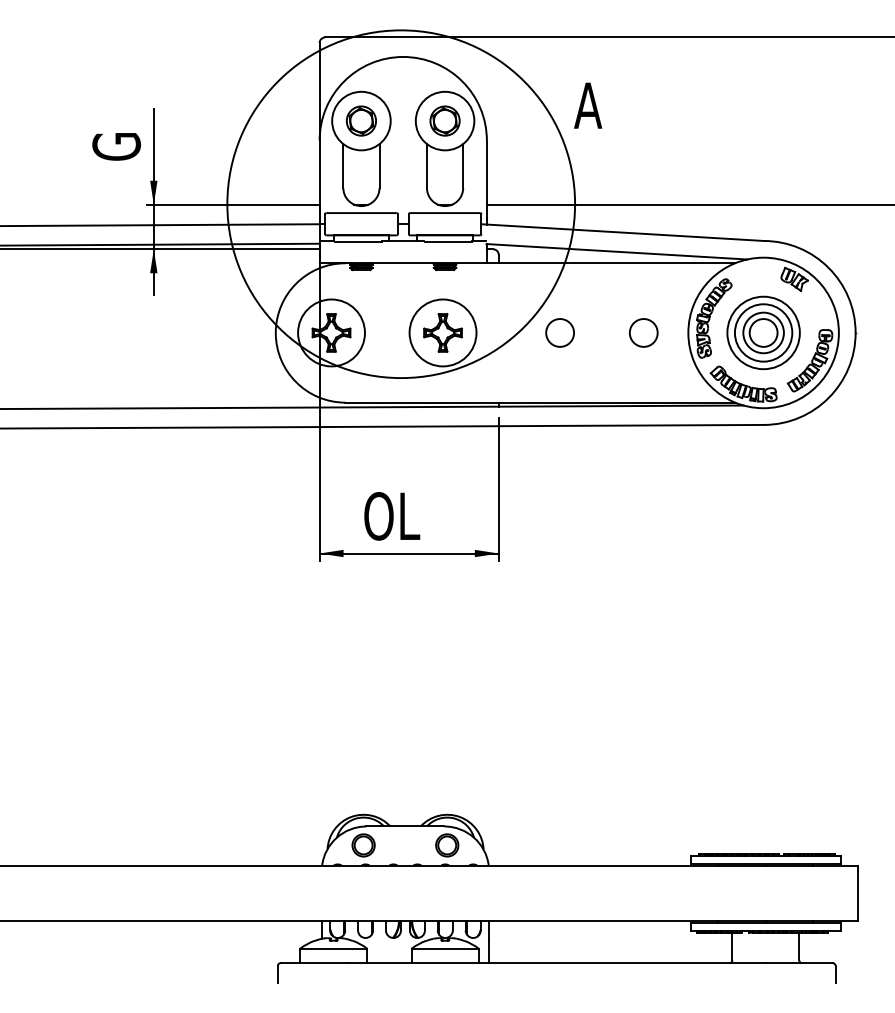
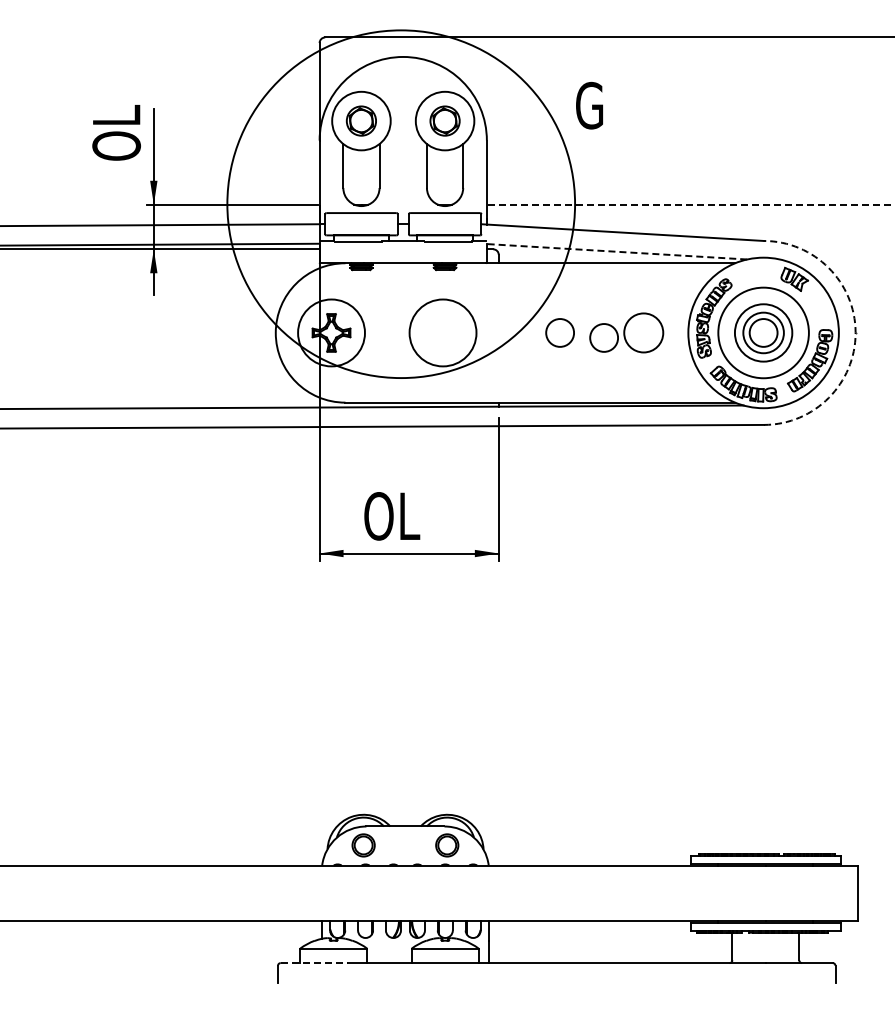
text: A -> G (588, 105)
text: G -> OL (116, 129)
line: solid -> dashed (690, 204)
line: solid -> dashed (616, 251)
part: present -> none (442, 332)
circle diameter: 28 px -> 39 px (643, 332)
circle diameter: 72 px -> 91 px (763, 332)
arc: solid -> dashed (855, 332)
circle: none -> present (603, 337)
line: solid -> dashed (314, 963)
